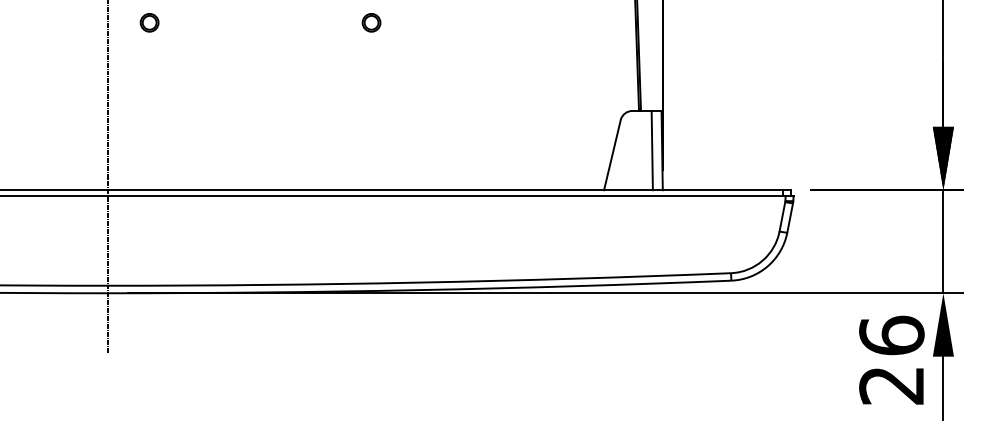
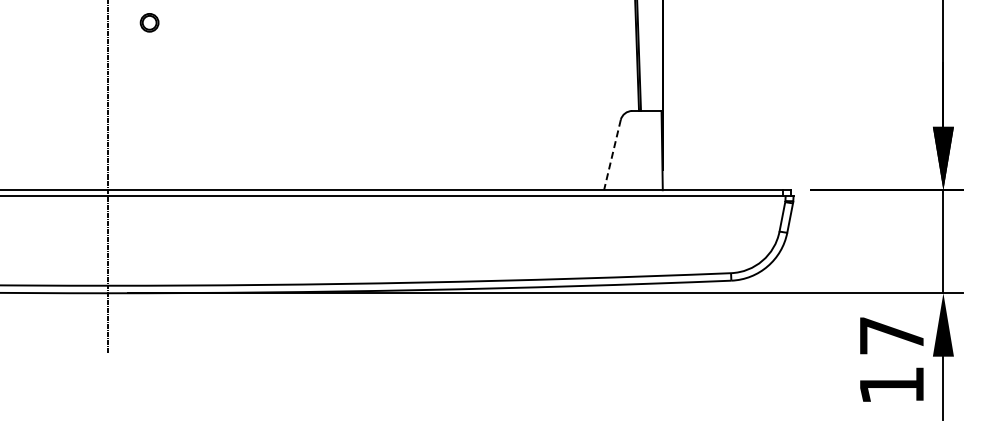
part: present -> none (371, 22)
line: present -> none (651, 150)
line: solid -> dashed (612, 155)
text: 26 -> 17 (891, 359)
